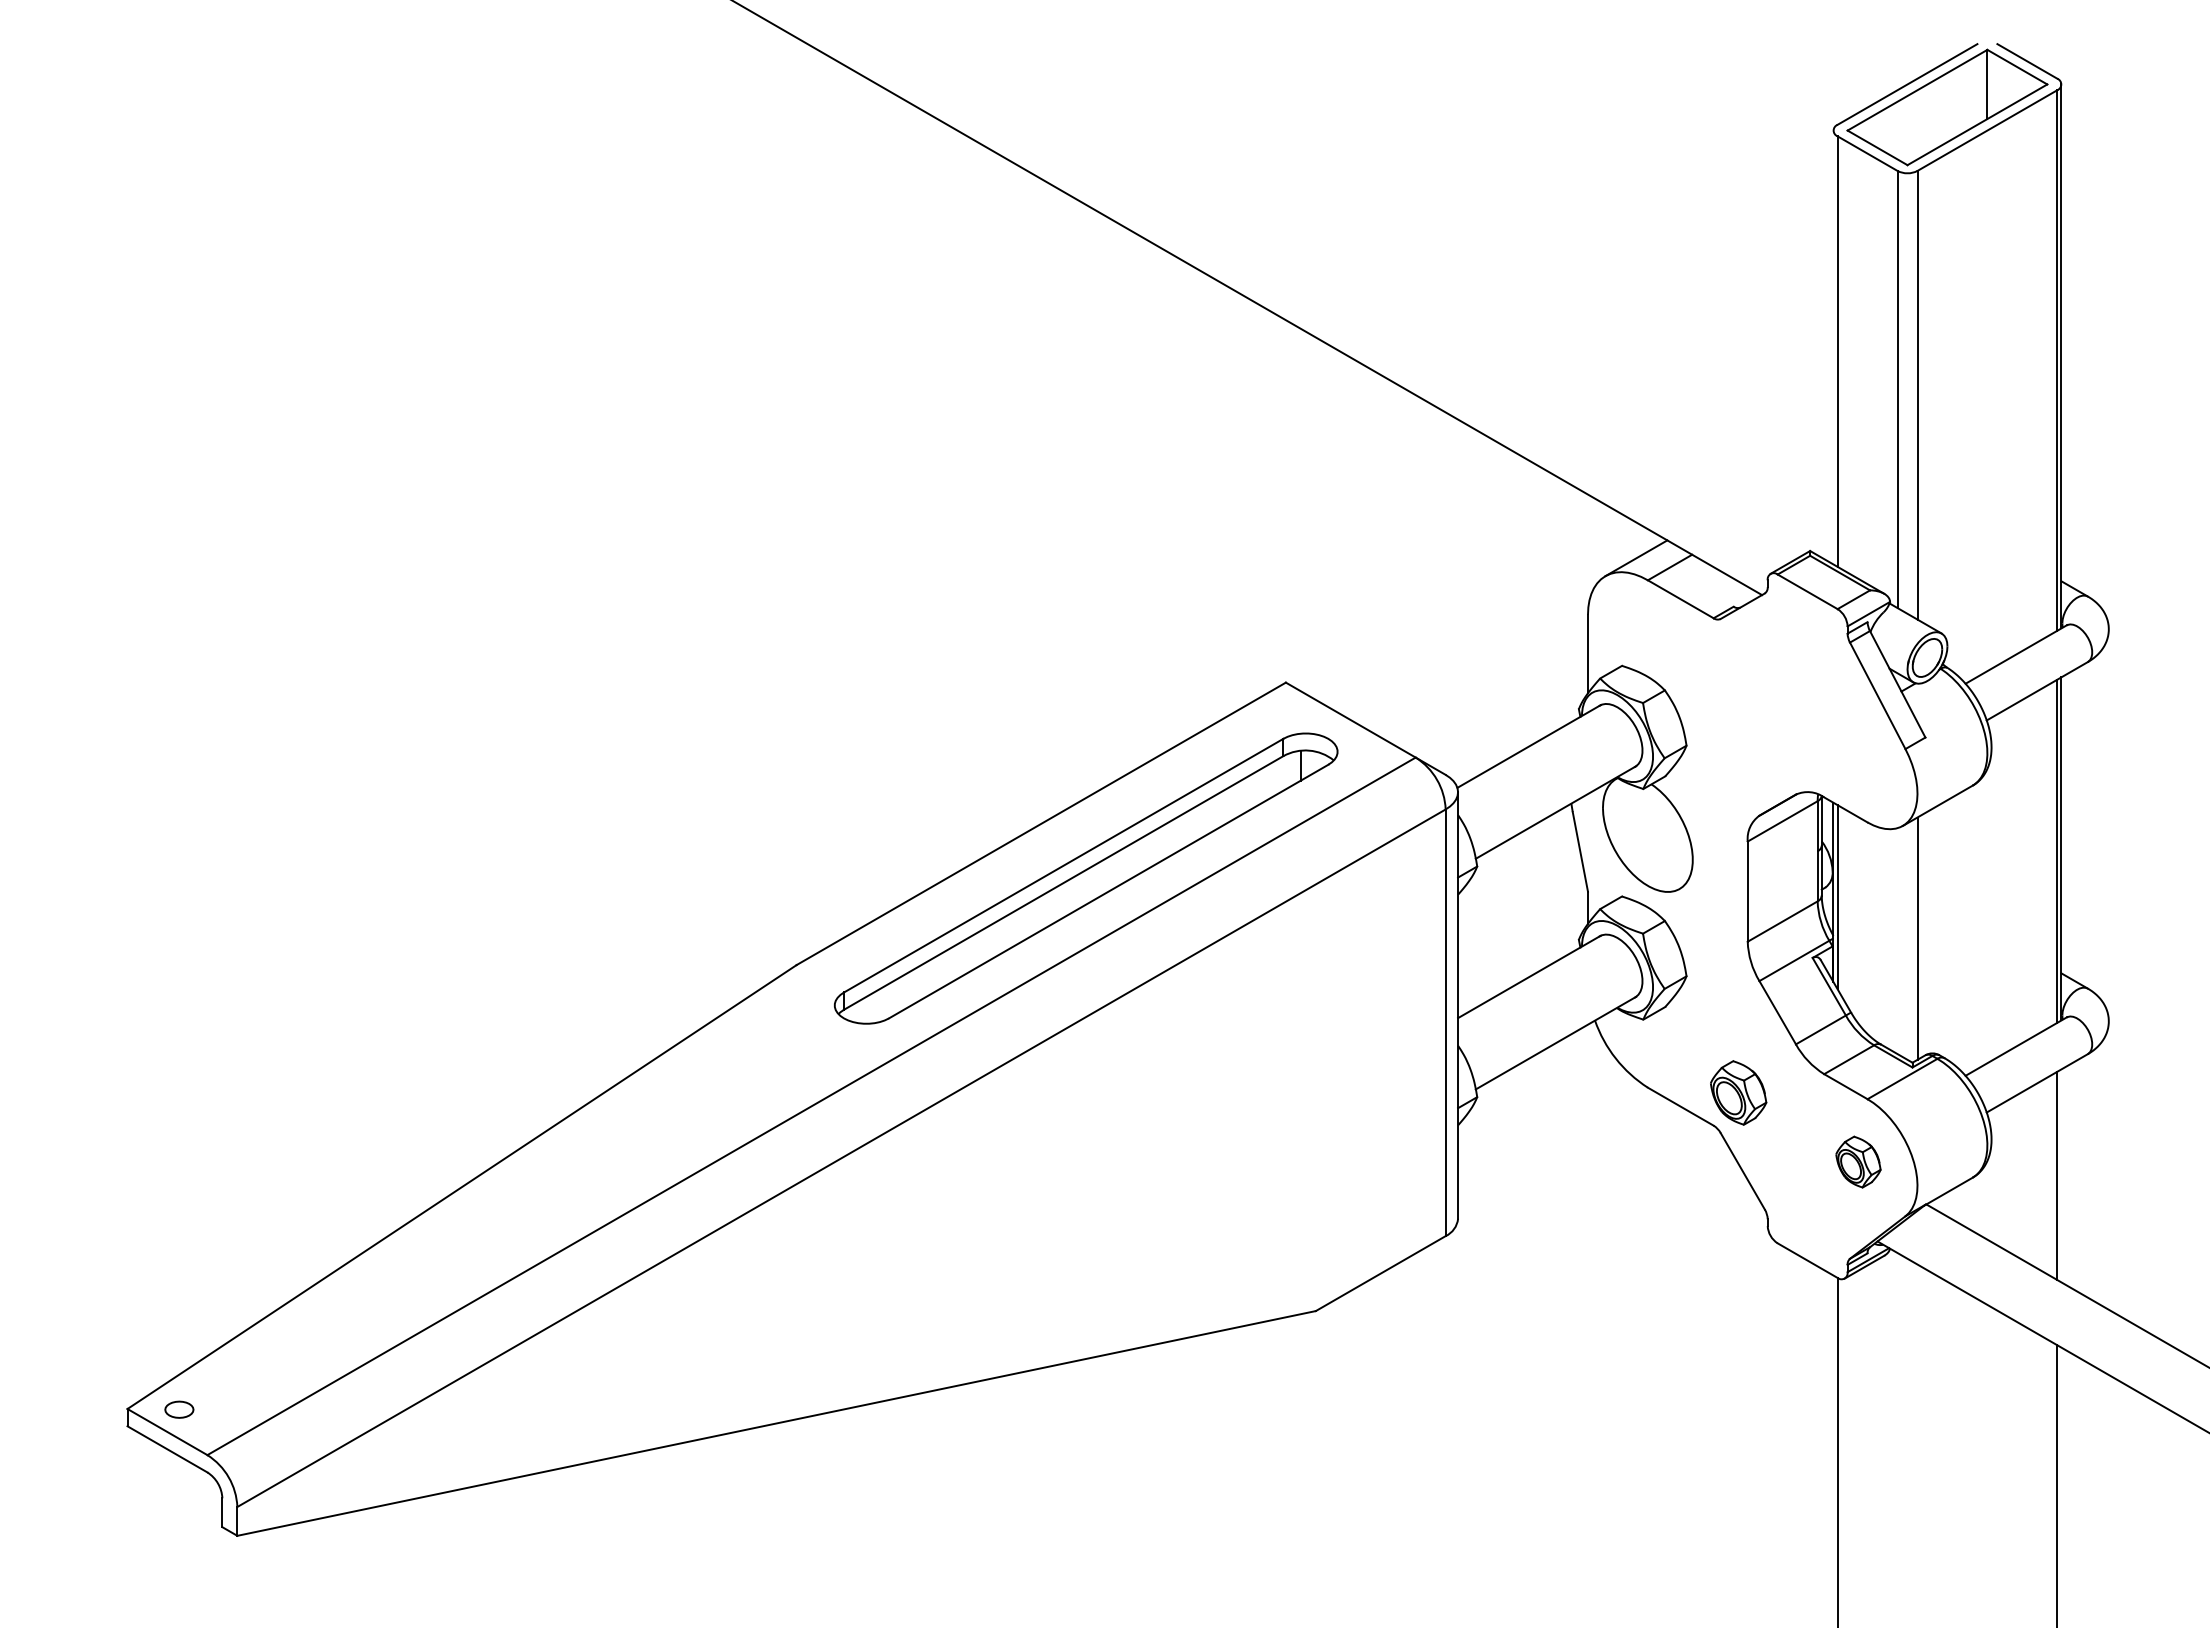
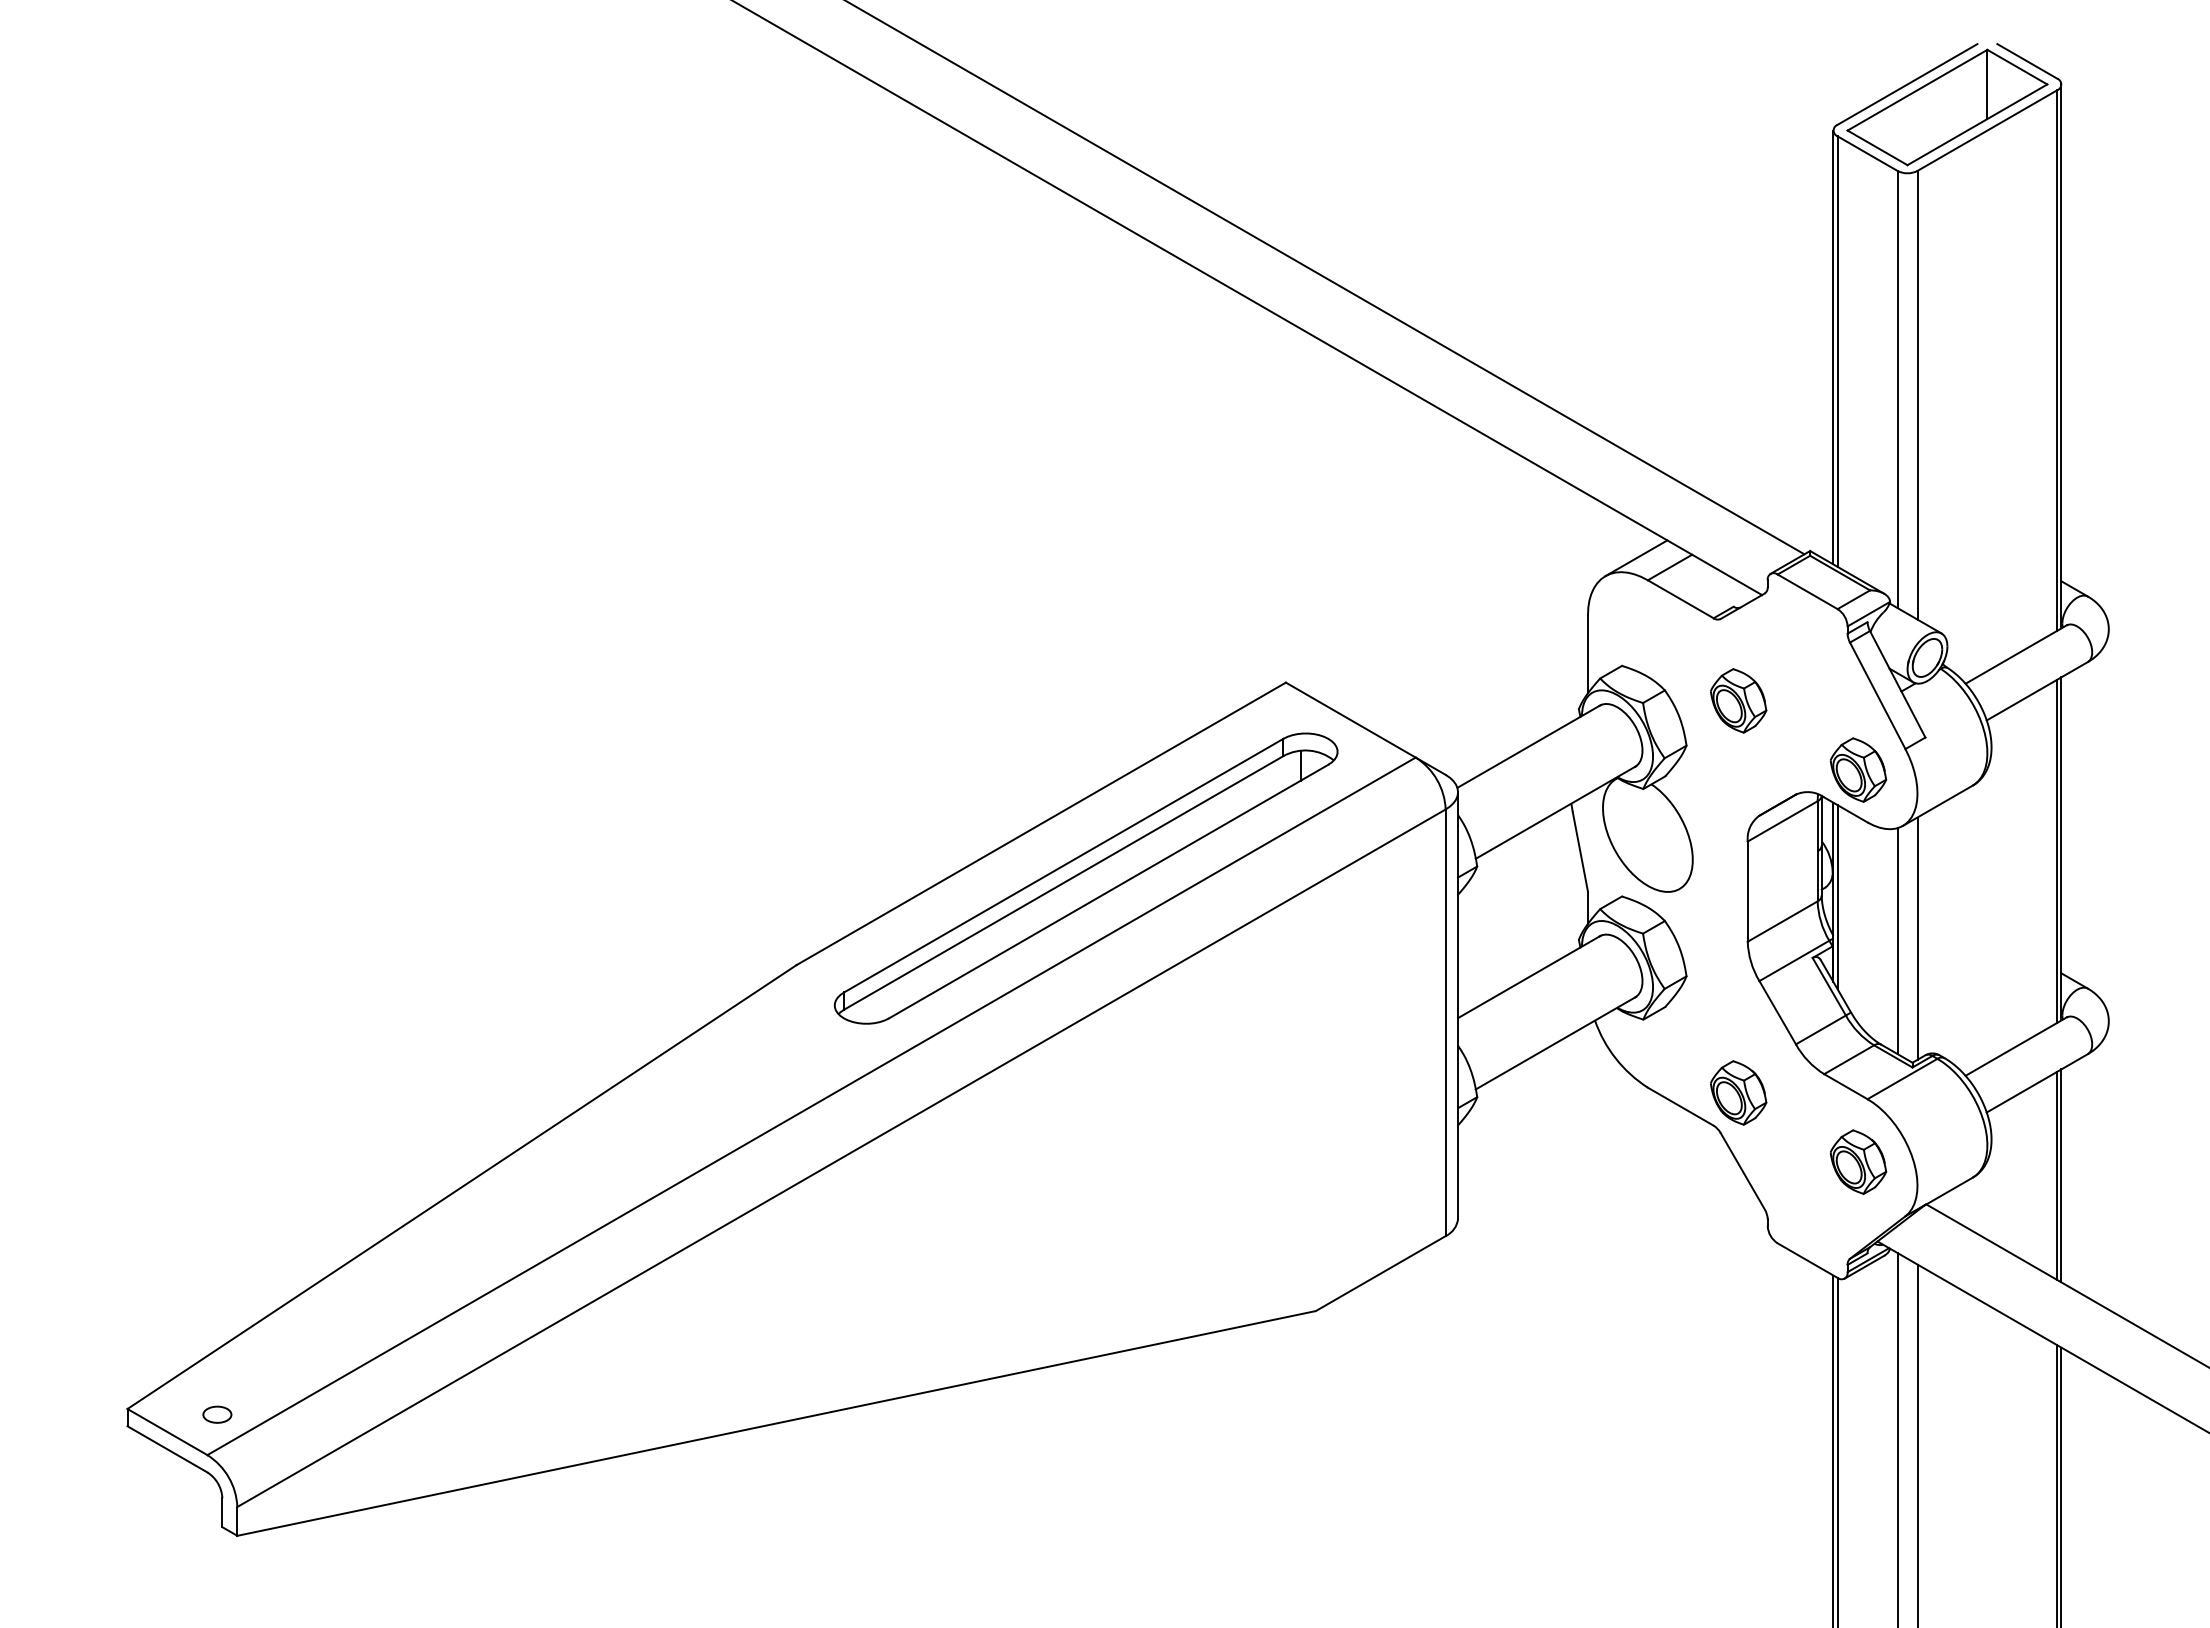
line: none -> present (1326, 278)
line: none -> present (1833, 347)
part: none -> present (1738, 700)
part: none -> present (1858, 769)
line: none -> present (1897, 941)
part size: 47x54 px -> 59x66 px (1858, 1161)
line: none -> present (2061, 1175)
part position: (179, 1409) -> (217, 1414) (217, 1414)
line: none -> present (1897, 1438)
line: none -> present (1917, 1444)
line: none -> present (1833, 1449)
line: none -> present (2061, 1485)
